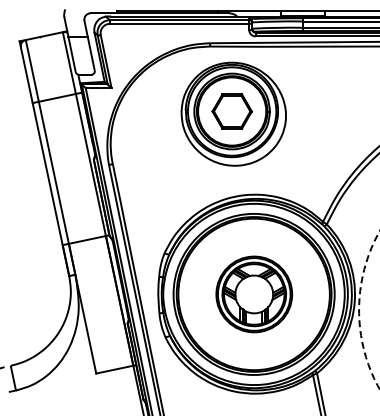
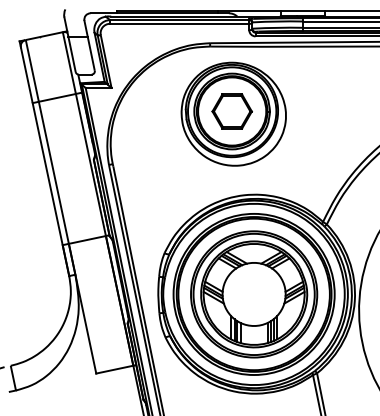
part size: 78x79 px -> 129x129 px (254, 294)
arc: dashed -> solid (359, 310)
